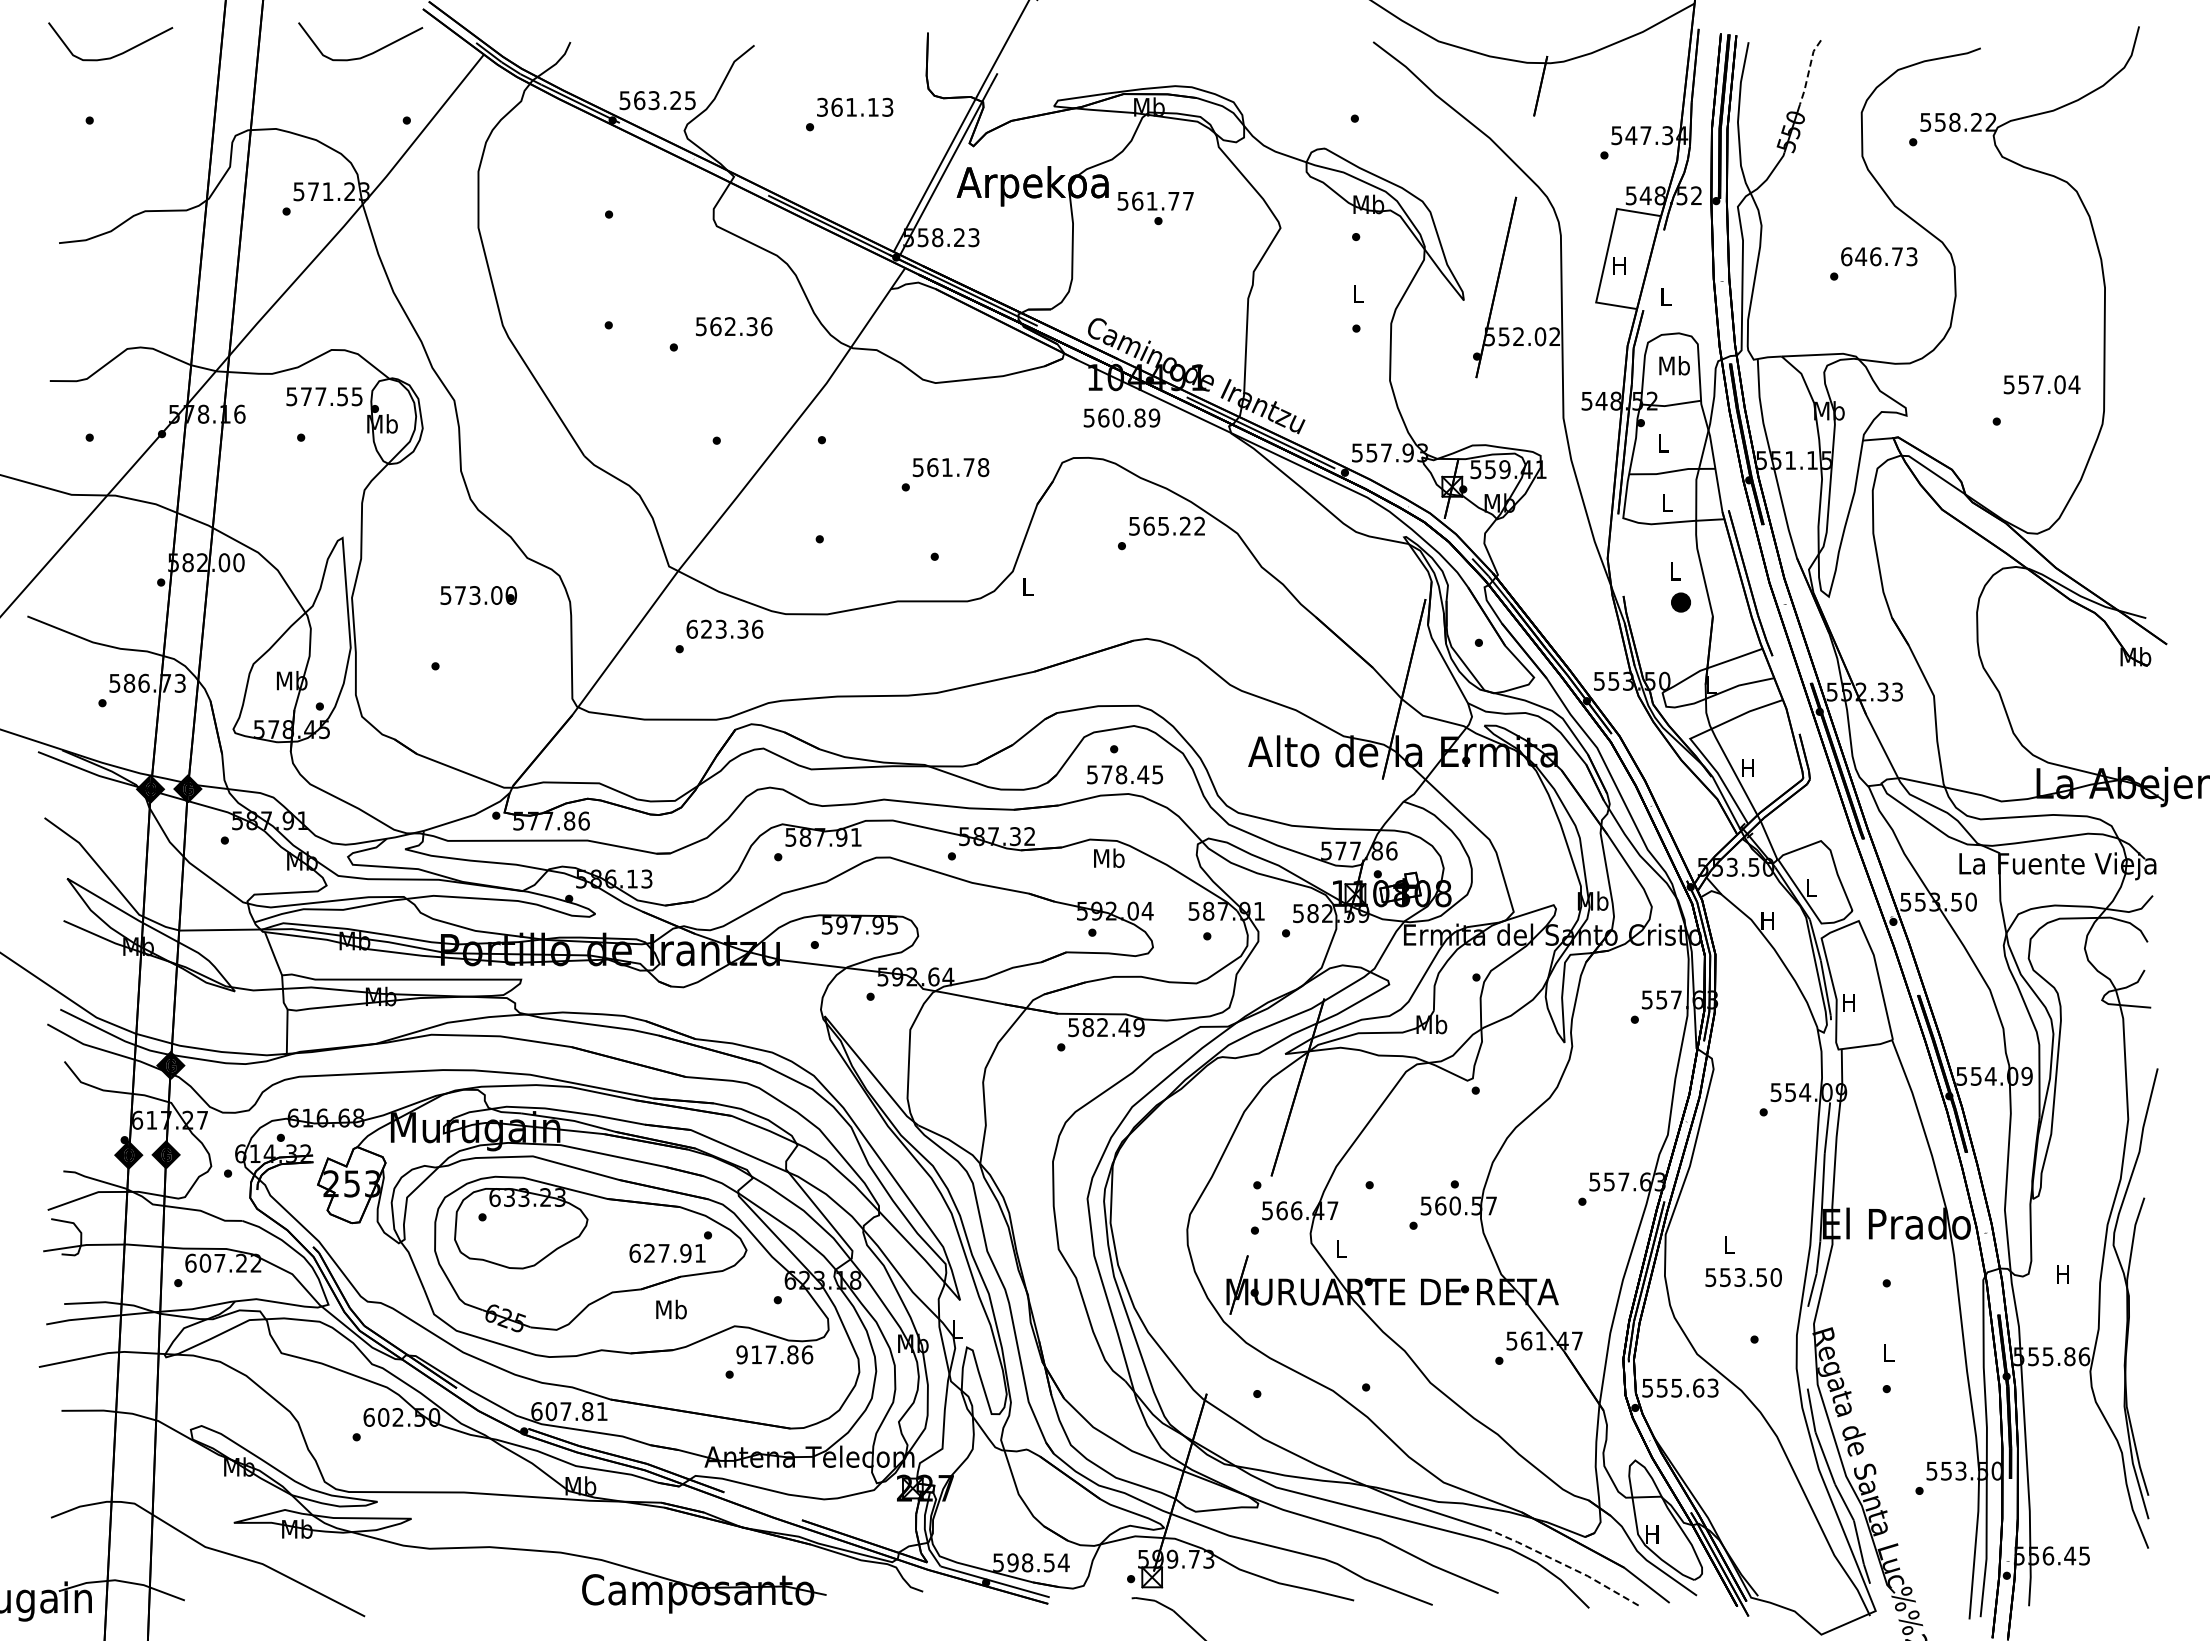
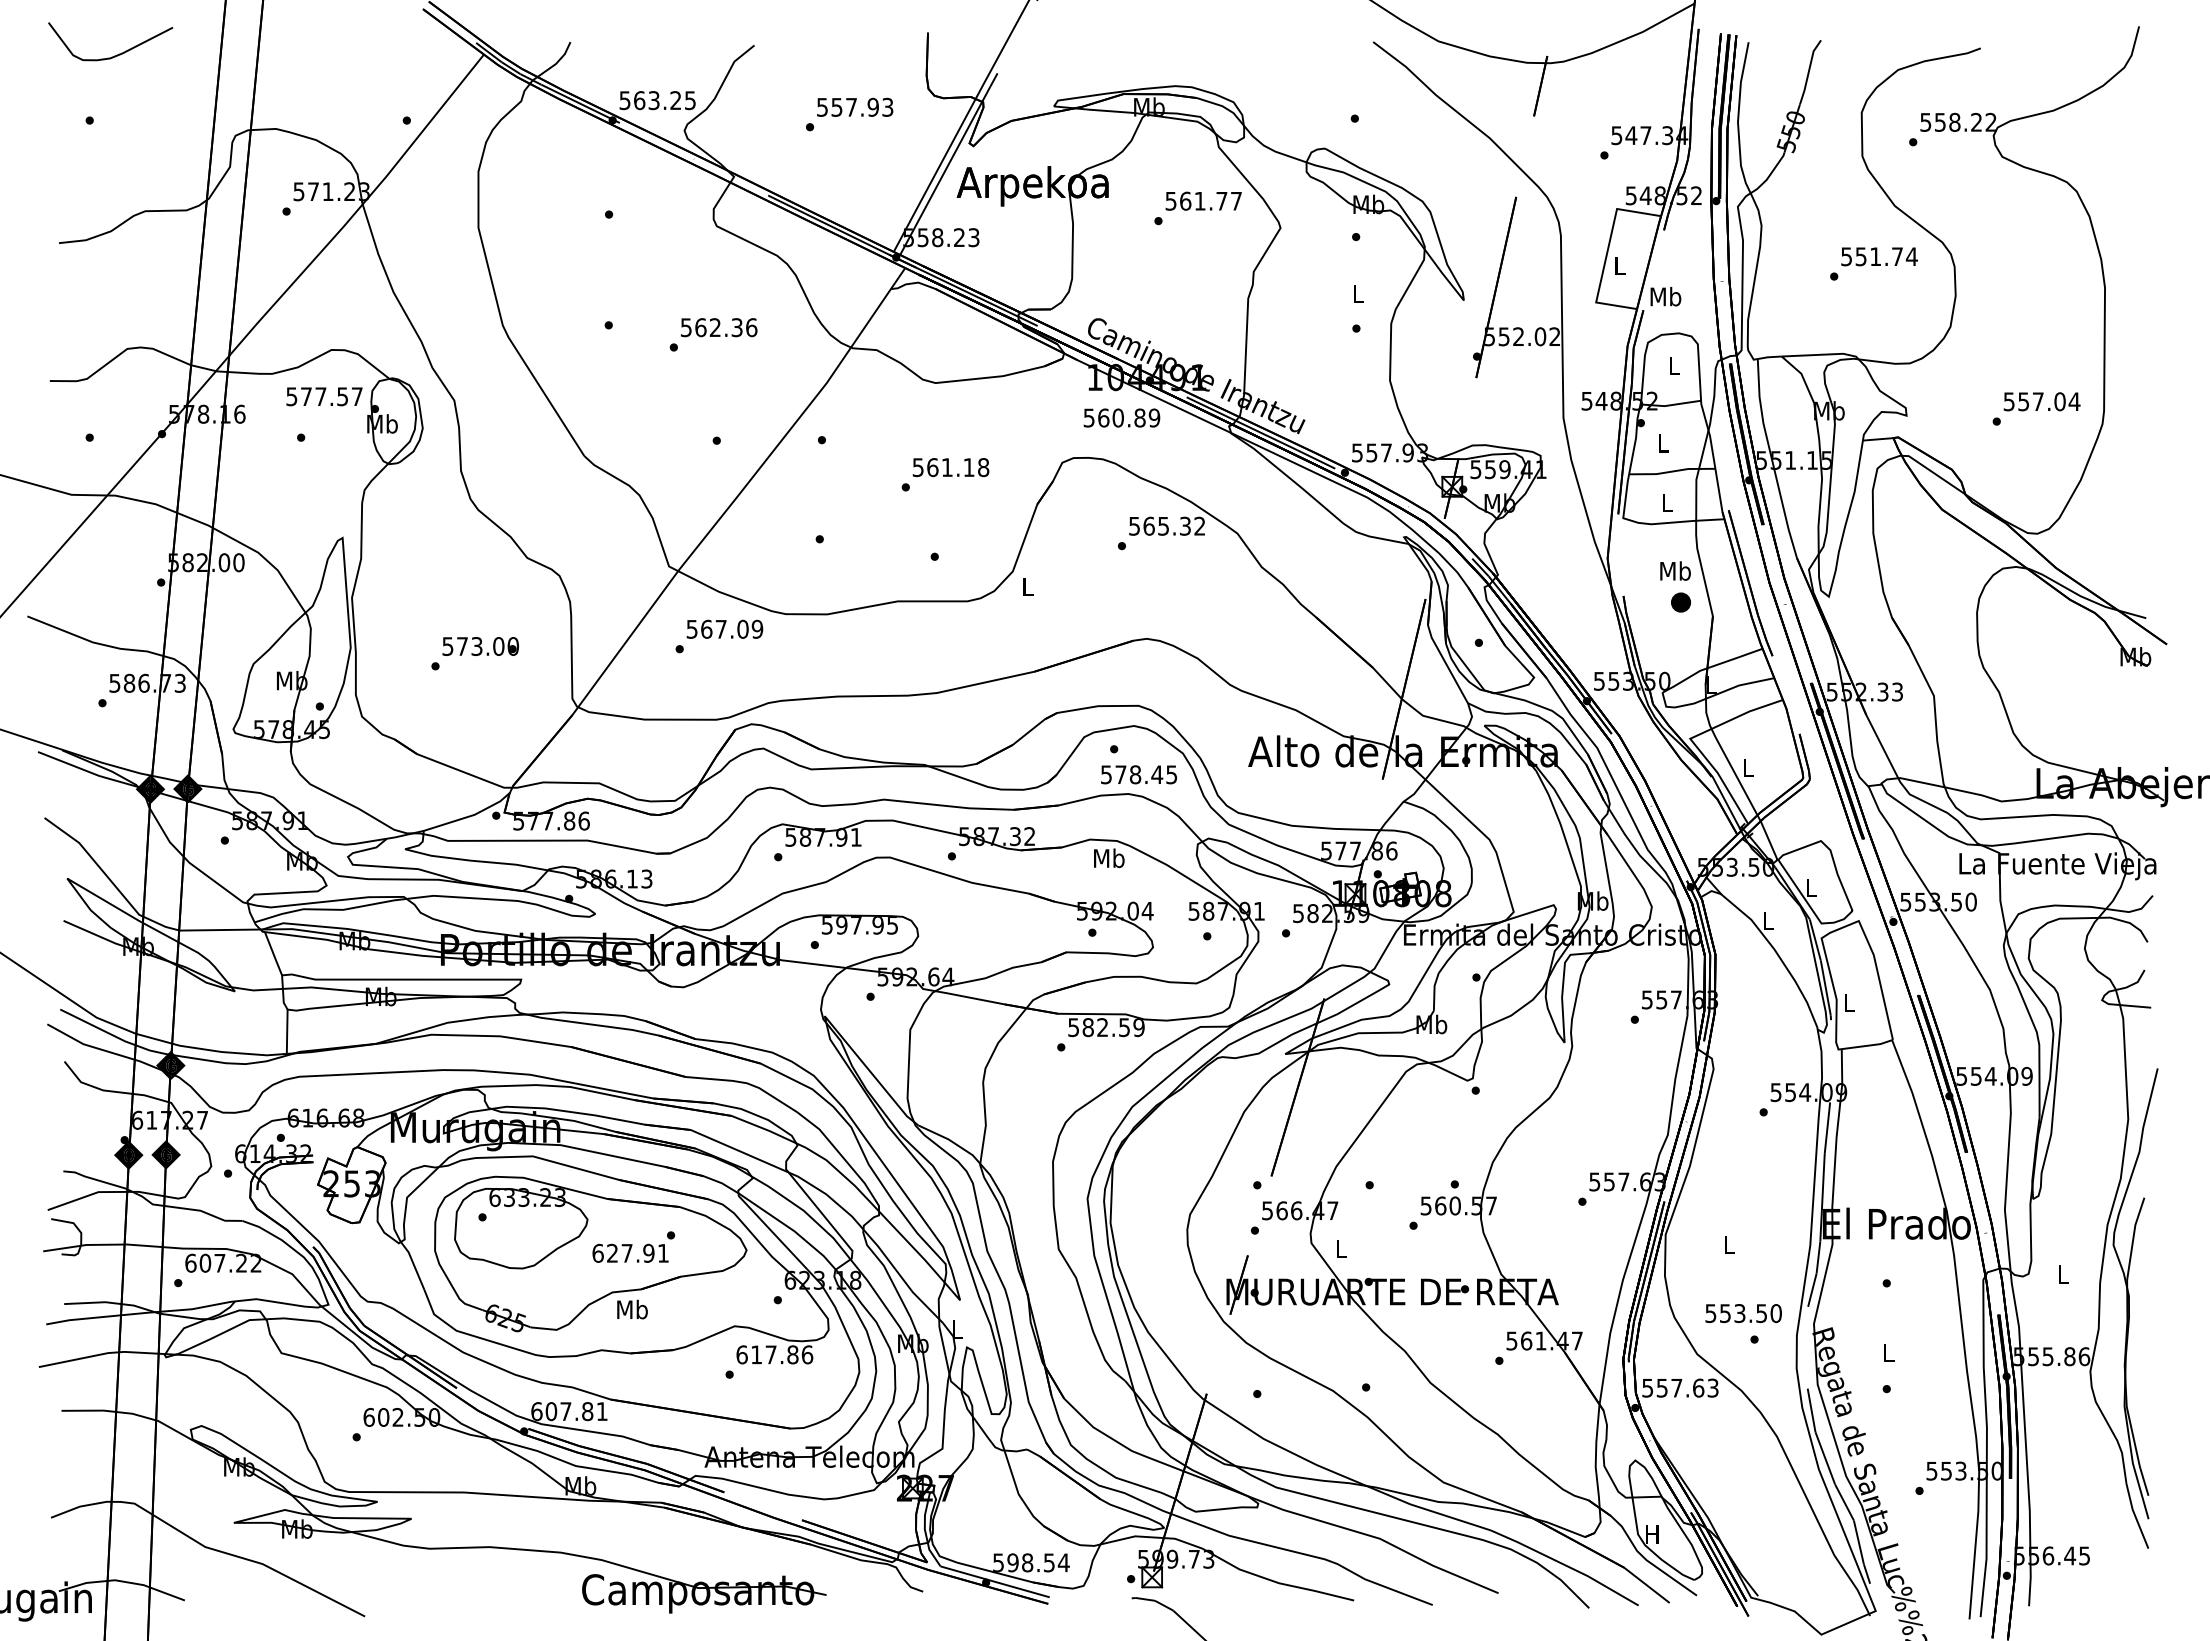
curve: present -> none (366, 54)
line: dashed -> solid (1808, 71)
text: 361.13 -> 557.93 (847, 106)
text position: (1155, 200) -> (1203, 200) (1203, 200)
text: 646.73 -> 551.74 (1879, 256)
text: H -> L (1619, 265)
text: L -> Mb (1665, 296)
text position: (734, 326) -> (719, 327) (719, 327)
text: Mb -> L (1674, 365)
text position: (2041, 384) -> (2041, 401) (2041, 401)
text: 577.55 -> 577.57 (356, 396)
text: 561.78 -> 561.18 (968, 467)
text: 565.22 -> 565.32 (1185, 526)
text: L -> Mb (1675, 570)
text position: (478, 595) -> (480, 646) (480, 646)
text: 623.36 -> 567.09 (724, 628)
text: H -> L (1747, 767)
text position: (1124, 774) -> (1138, 774) (1138, 774)
text: H -> L (1767, 920)
text: H -> L (1848, 1002)
text: 582.49 -> 582.59 (1124, 1027)
text position: (670, 1246) -> (633, 1246) (633, 1246)
text: H -> L (2062, 1274)
text position: (1743, 1277) -> (1743, 1313) (1743, 1313)
text position: (671, 1309) -> (632, 1309) (632, 1309)
text: 917.86 -> 617.86 (741, 1354)
text: 555.63 -> 557.63 (1676, 1388)
line: dashed -> solid (1565, 1565)
